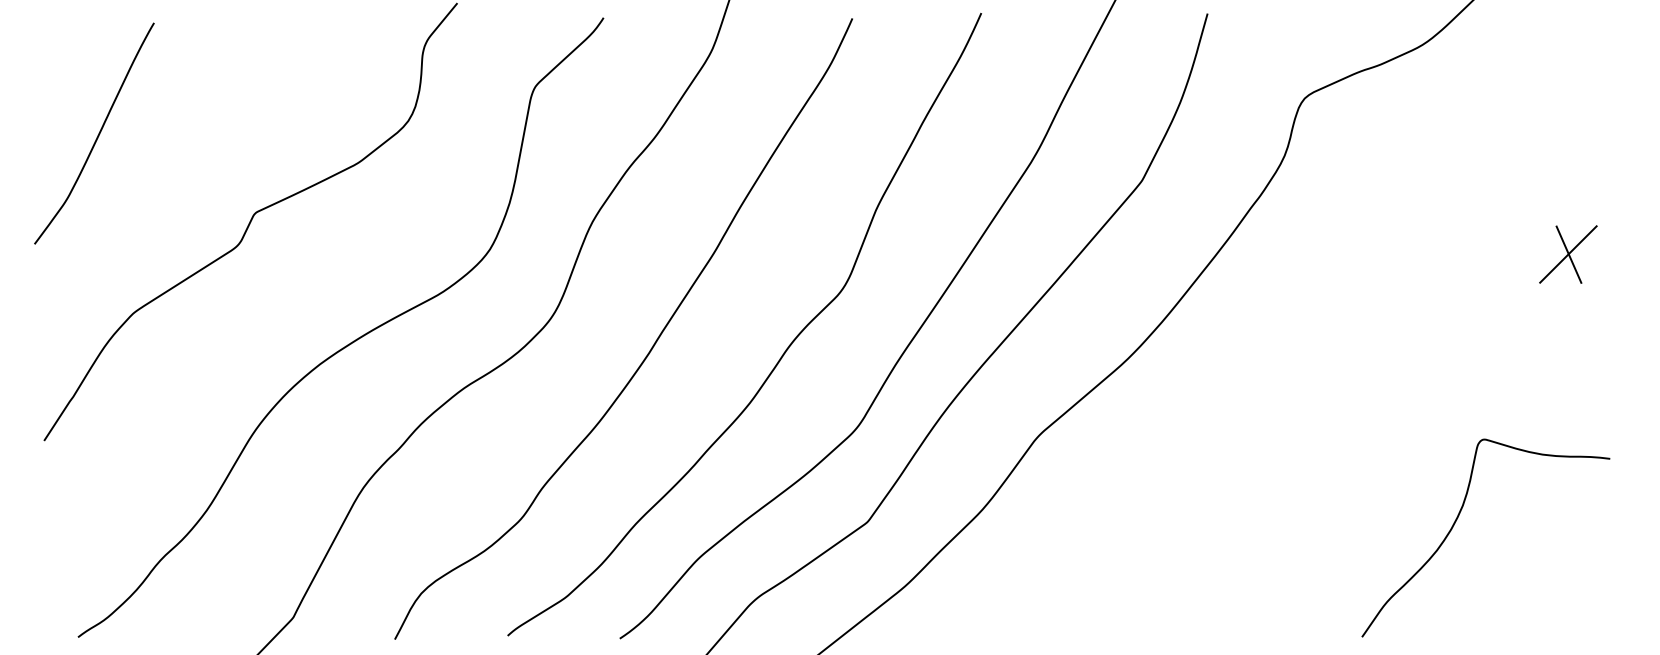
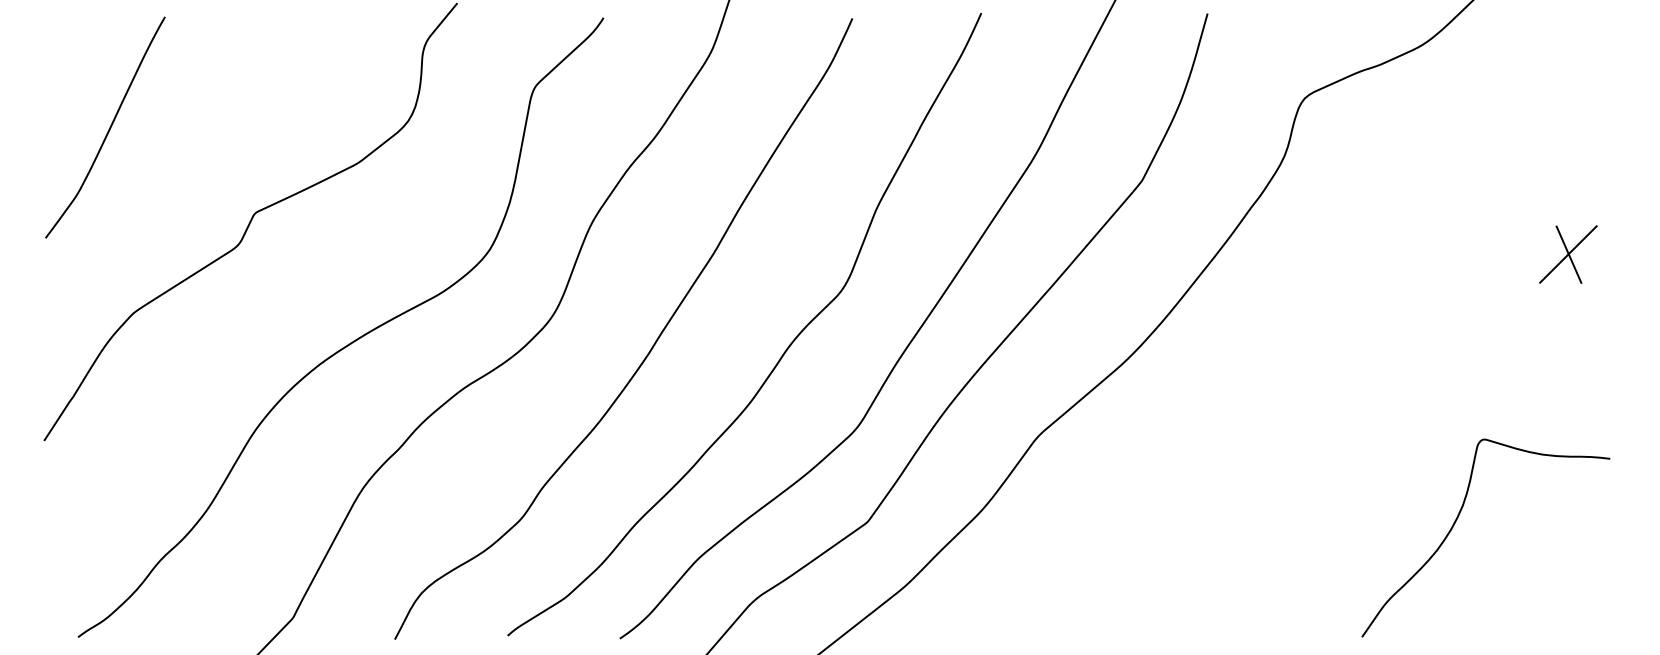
curve position: (97, 135) -> (108, 129) (108, 129)
